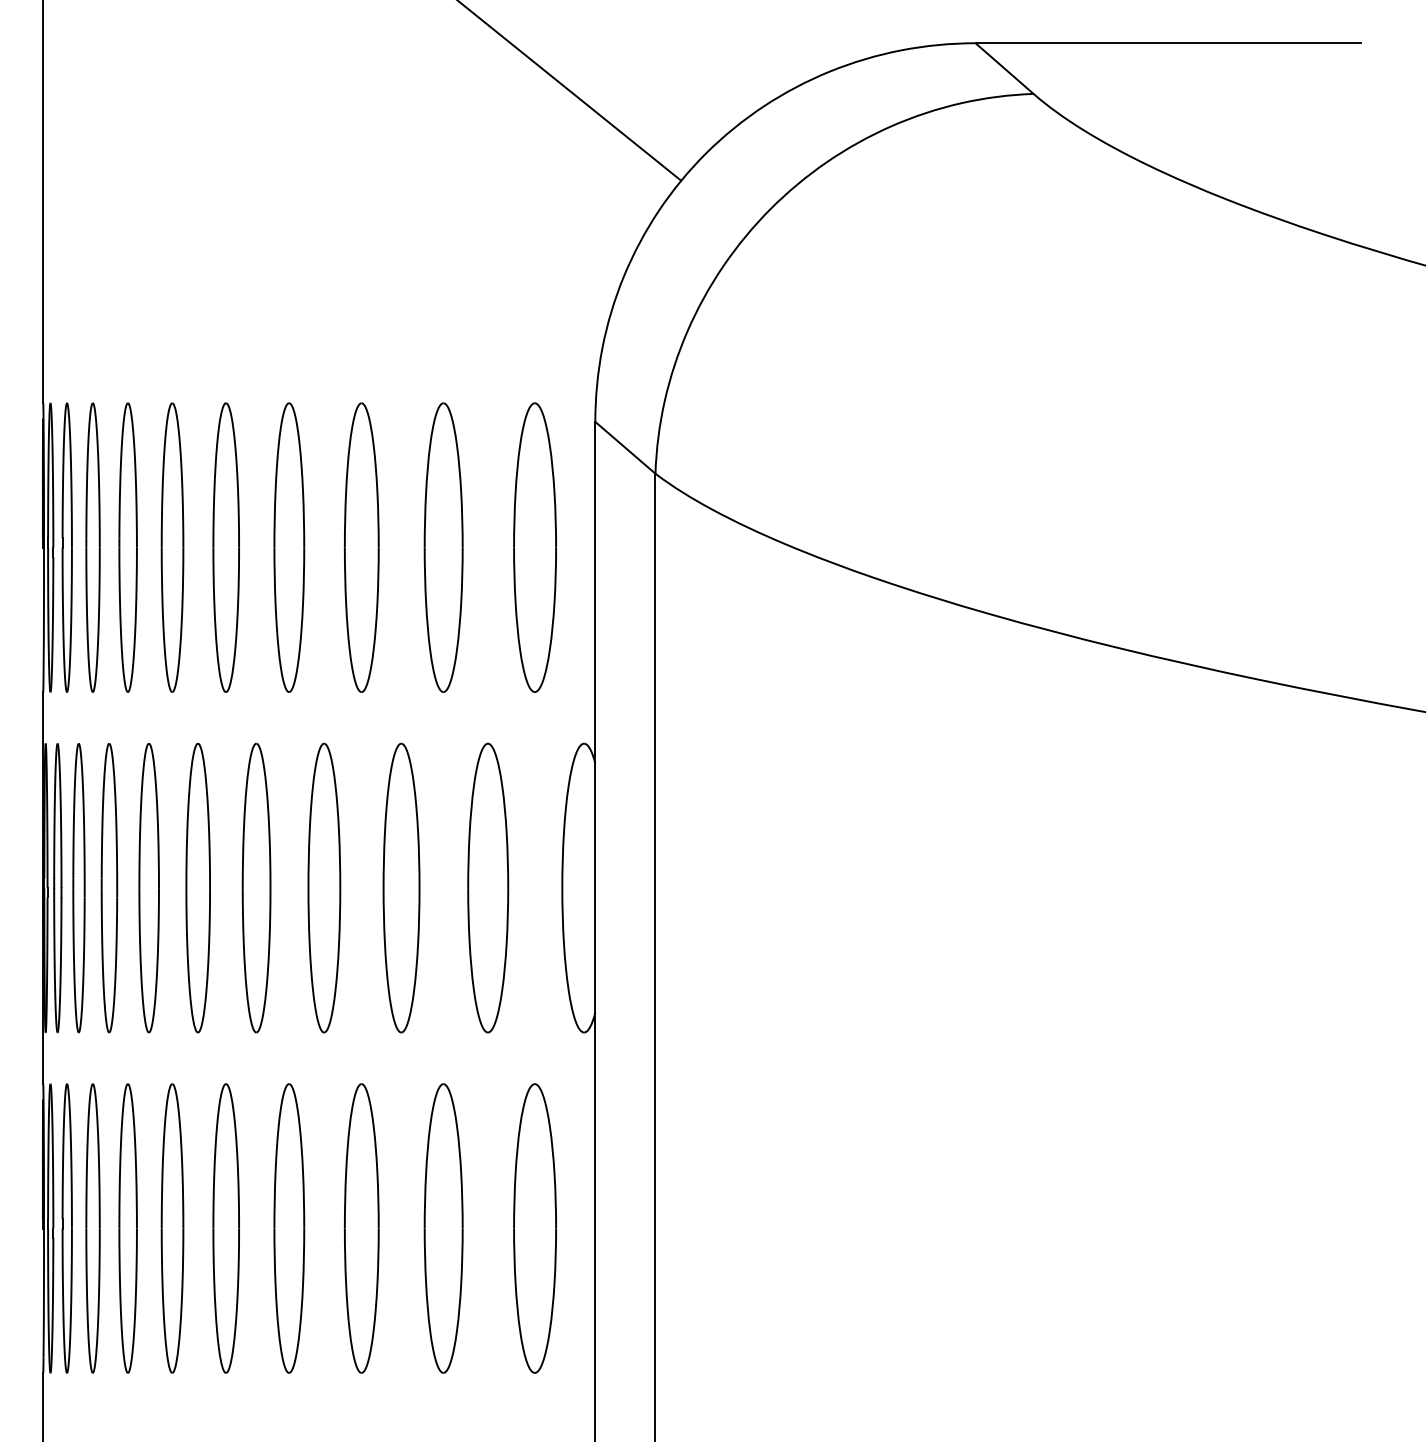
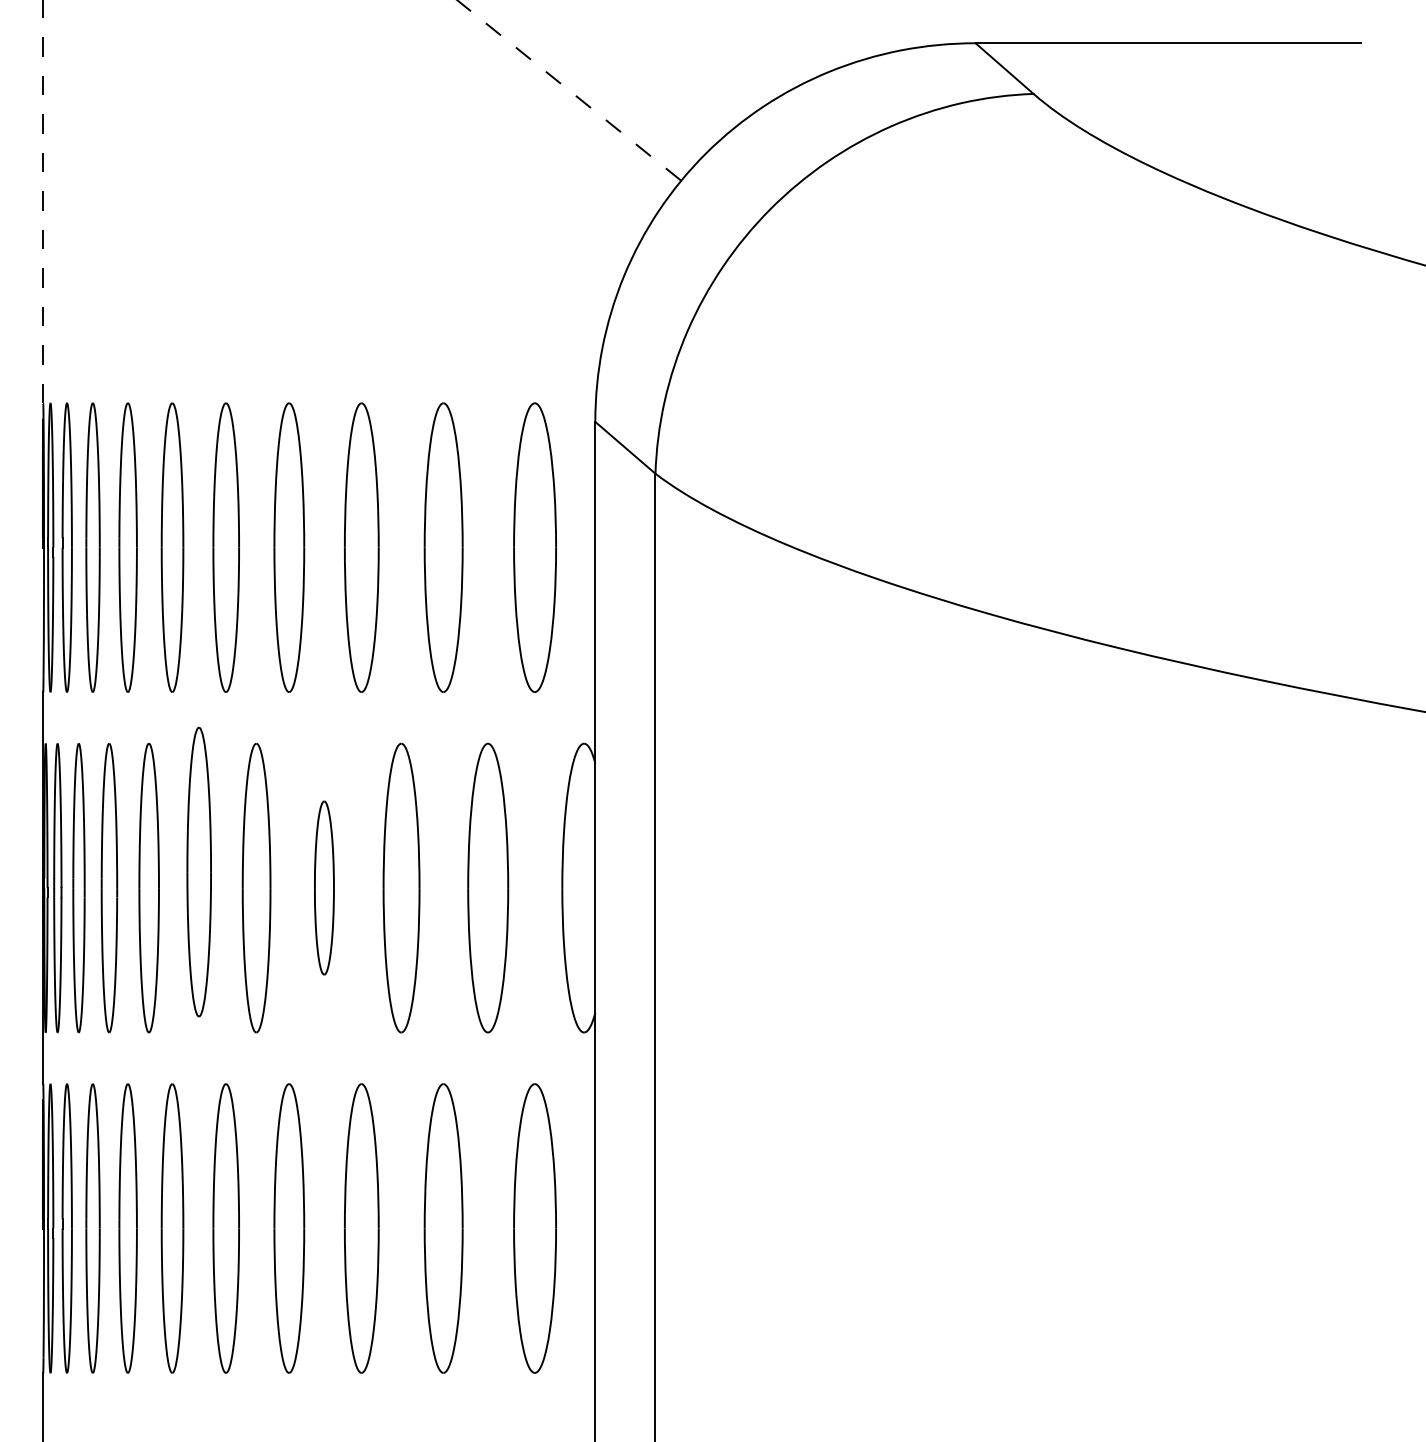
line: solid -> dashed (568, 90)
line: solid -> dashed (42, 201)
part position: (197, 887) -> (198, 871) (198, 871)
part size: 35x292 px -> 21x176 px (324, 887)
